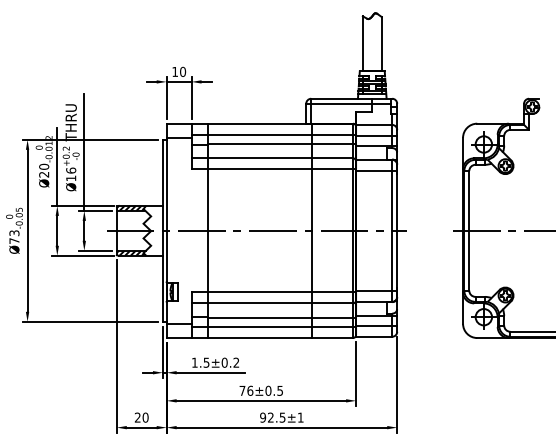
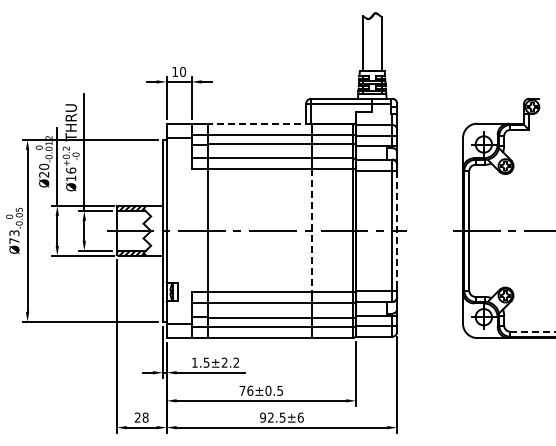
line: solid -> dashed (259, 123)
line: solid -> dashed (397, 230)
line: solid -> dashed (312, 231)
line: solid -> dashed (533, 331)
text: 1.5±0.2 -> 1.5±2.2 (224, 362)
text: 20 -> 28 (145, 417)
text: 92.5±1 -> 92.5±6 (300, 417)
